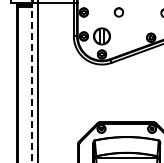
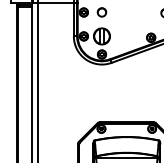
part position: (118, 12) -> (101, 12) (101, 12)
line: dashed -> solid (32, 81)
